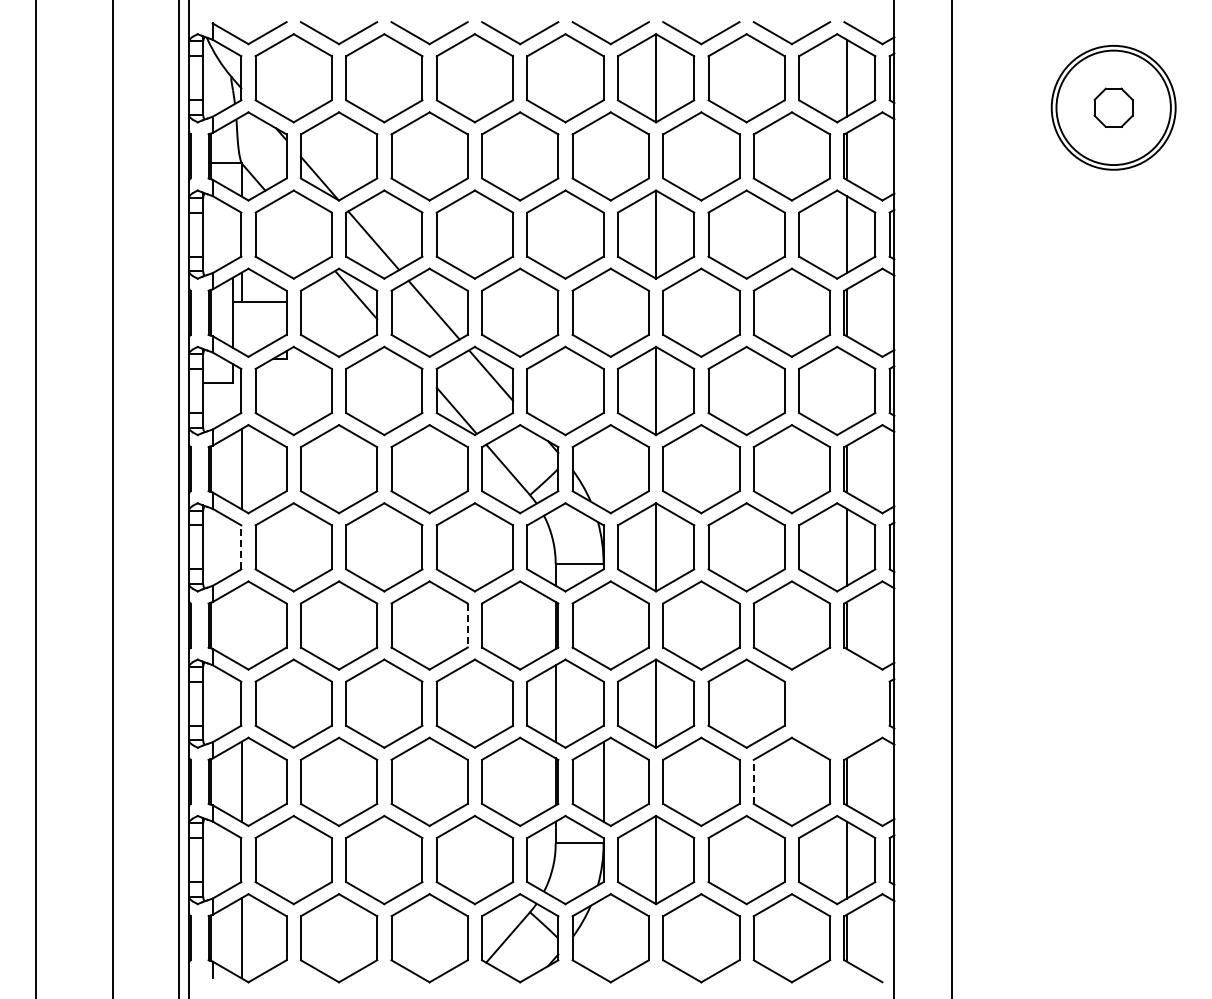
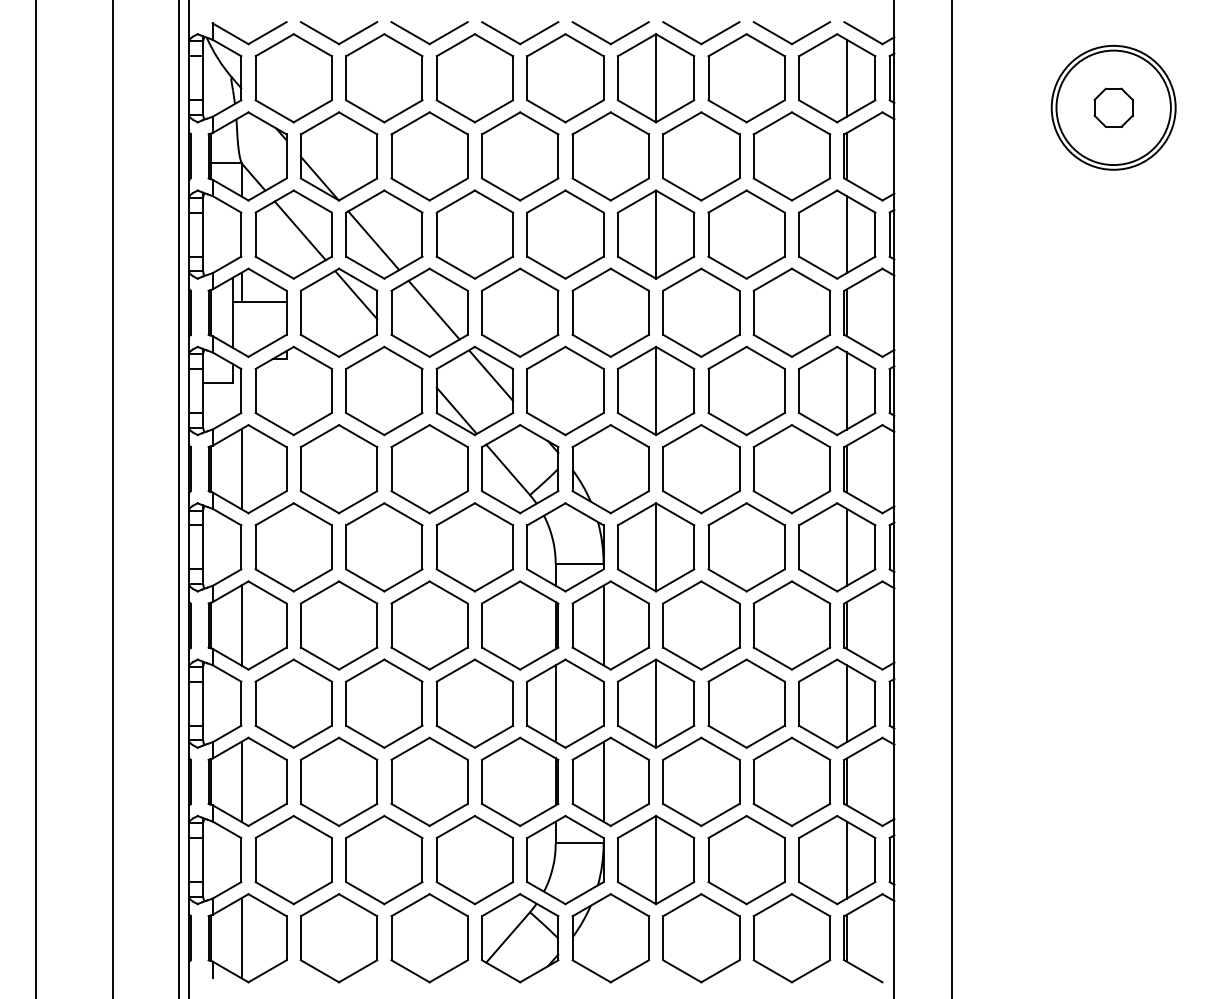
line: none -> present (299, 230)
line: none -> present (846, 390)
line: dashed -> solid (241, 546)
line: none -> present (241, 625)
line: none -> present (603, 625)
line: dashed -> solid (467, 626)
part: none -> present (837, 703)
line: dashed -> solid (753, 781)
